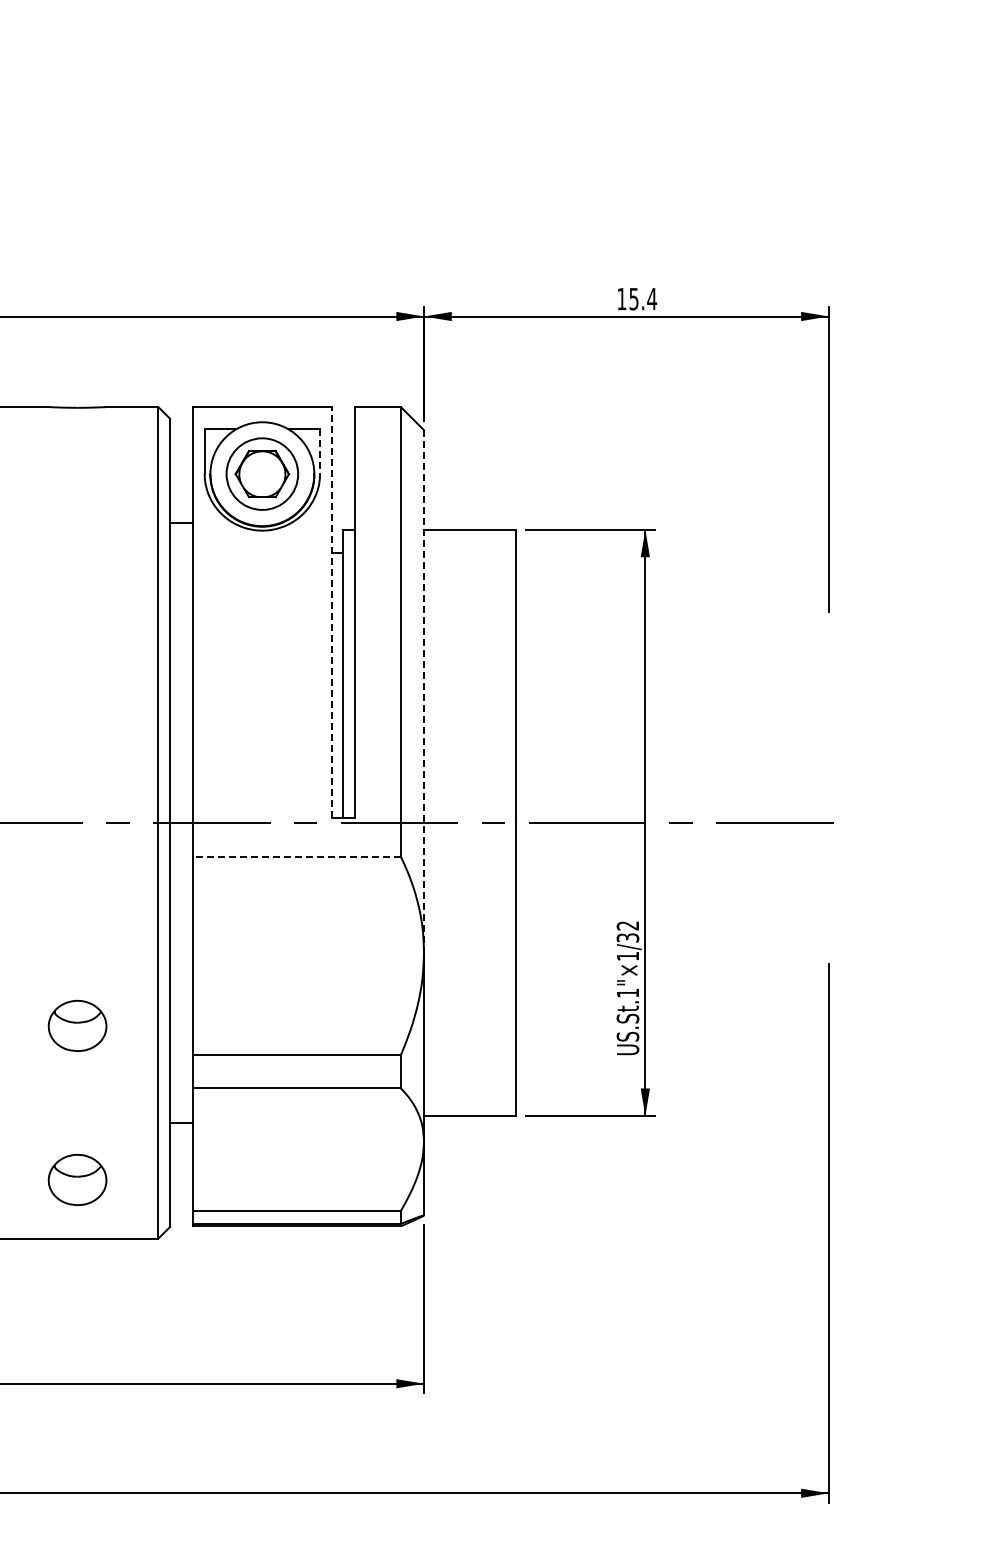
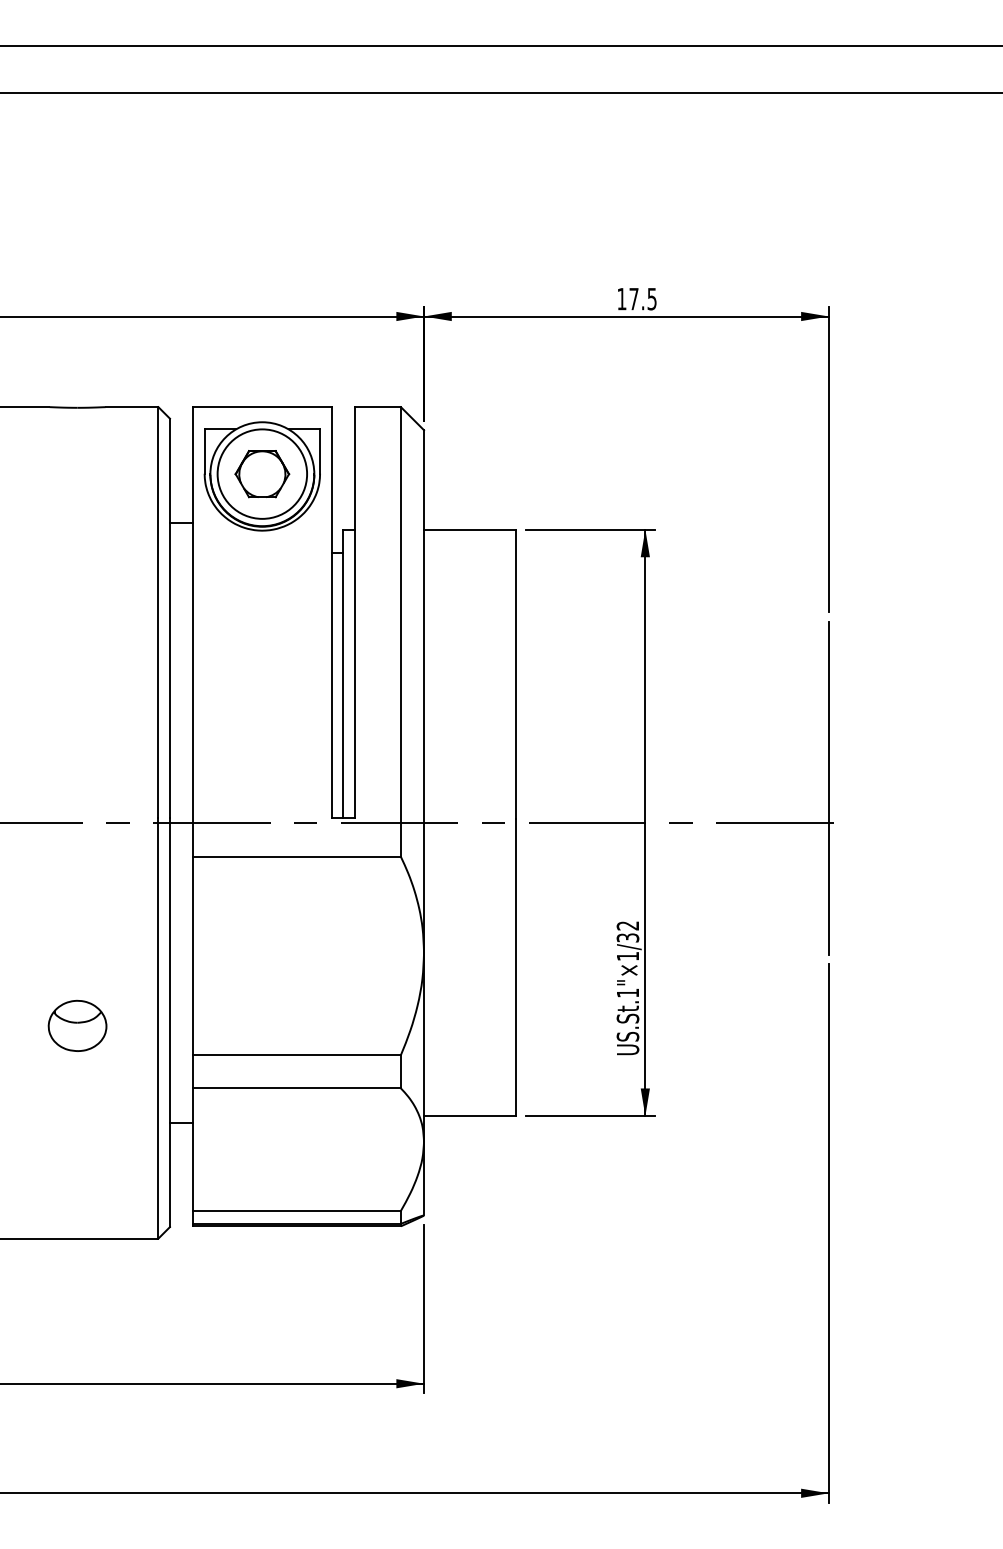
line: none -> present (500, 46)
line: none -> present (500, 92)
text: 15.4 -> 17.5 (643, 299)
line: dashed -> solid (320, 452)
circle diameter: 72 px -> 89 px (262, 473)
line: dashed -> solid (331, 612)
line: dashed -> solid (424, 692)
line: none -> present (828, 787)
line: dashed -> solid (297, 856)
part: present -> none (77, 1179)
